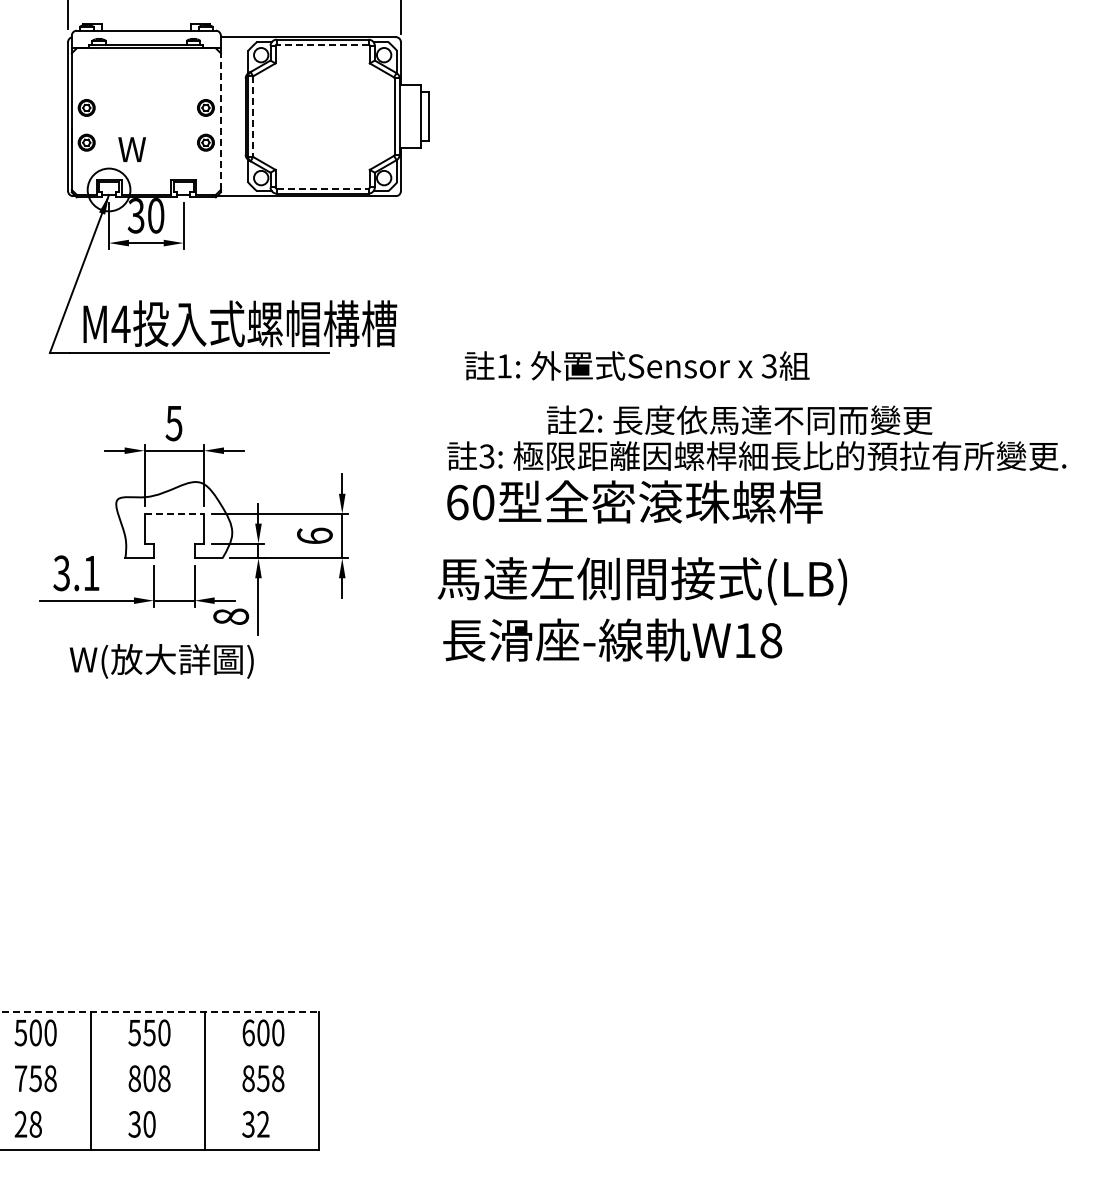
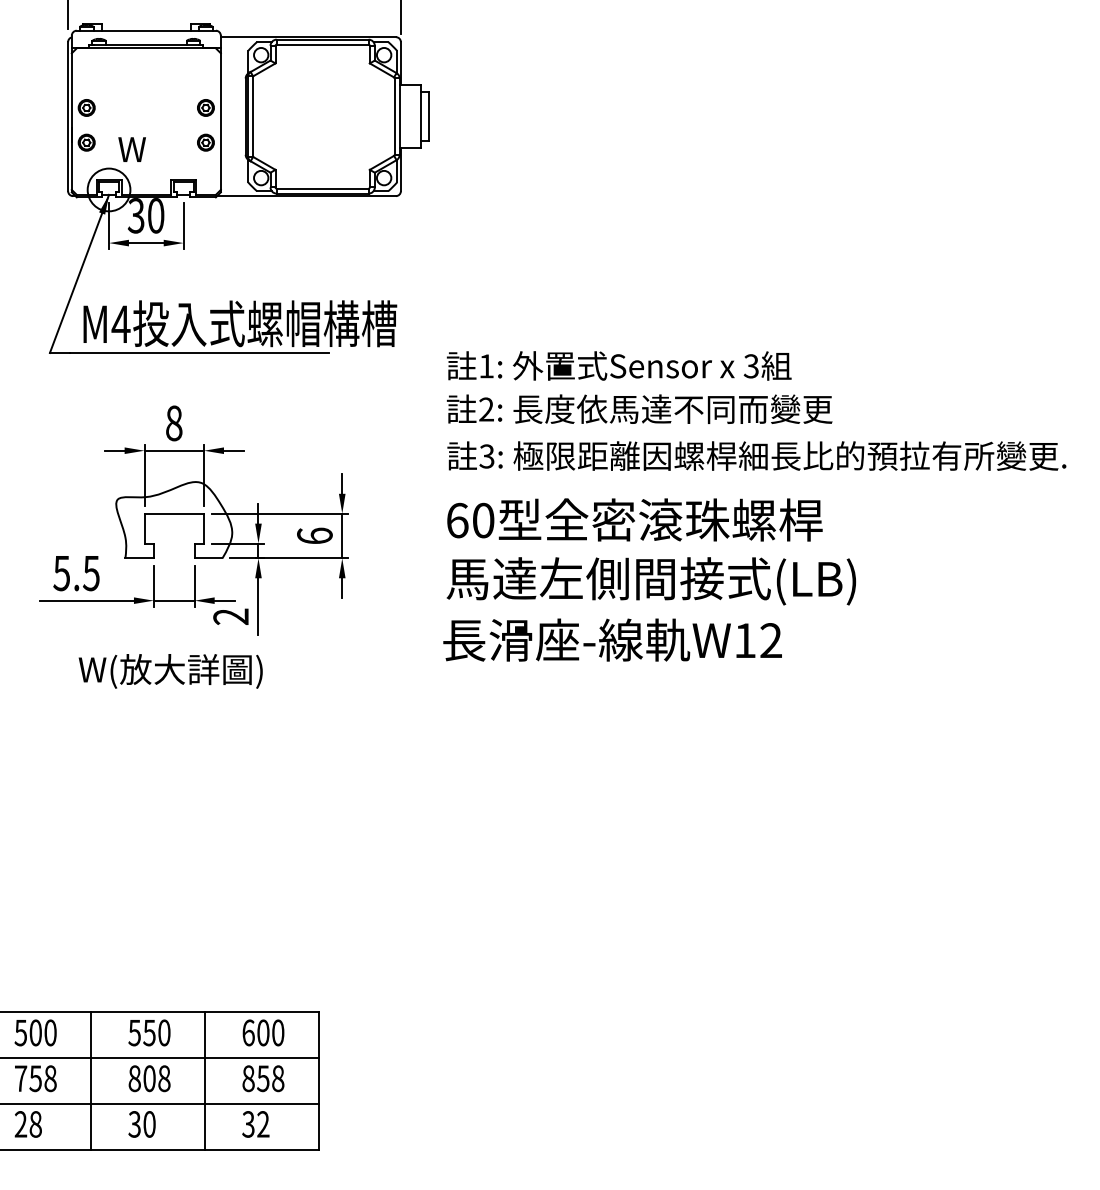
line: dashed -> solid (322, 44)
line: dashed -> solid (253, 117)
line: dashed -> solid (220, 121)
line: dashed -> solid (322, 188)
text position: (636, 365) -> (618, 365) (618, 365)
text position: (739, 419) -> (639, 408) (639, 408)
text: 5 -> 8 (173, 423)
text position: (634, 501) -> (634, 519) (634, 519)
line: dashed -> solid (174, 513)
text: 3.1 -> 5.5 (76, 573)
text position: (641, 581) -> (650, 581) (650, 581)
text: 8 -> 2 (231, 616)
text: W18 -> W12 (771, 640)
text position: (161, 661) -> (170, 671) (170, 671)
line: dashed -> solid (160, 1012)
line: none -> present (160, 1058)
line: none -> present (160, 1103)
